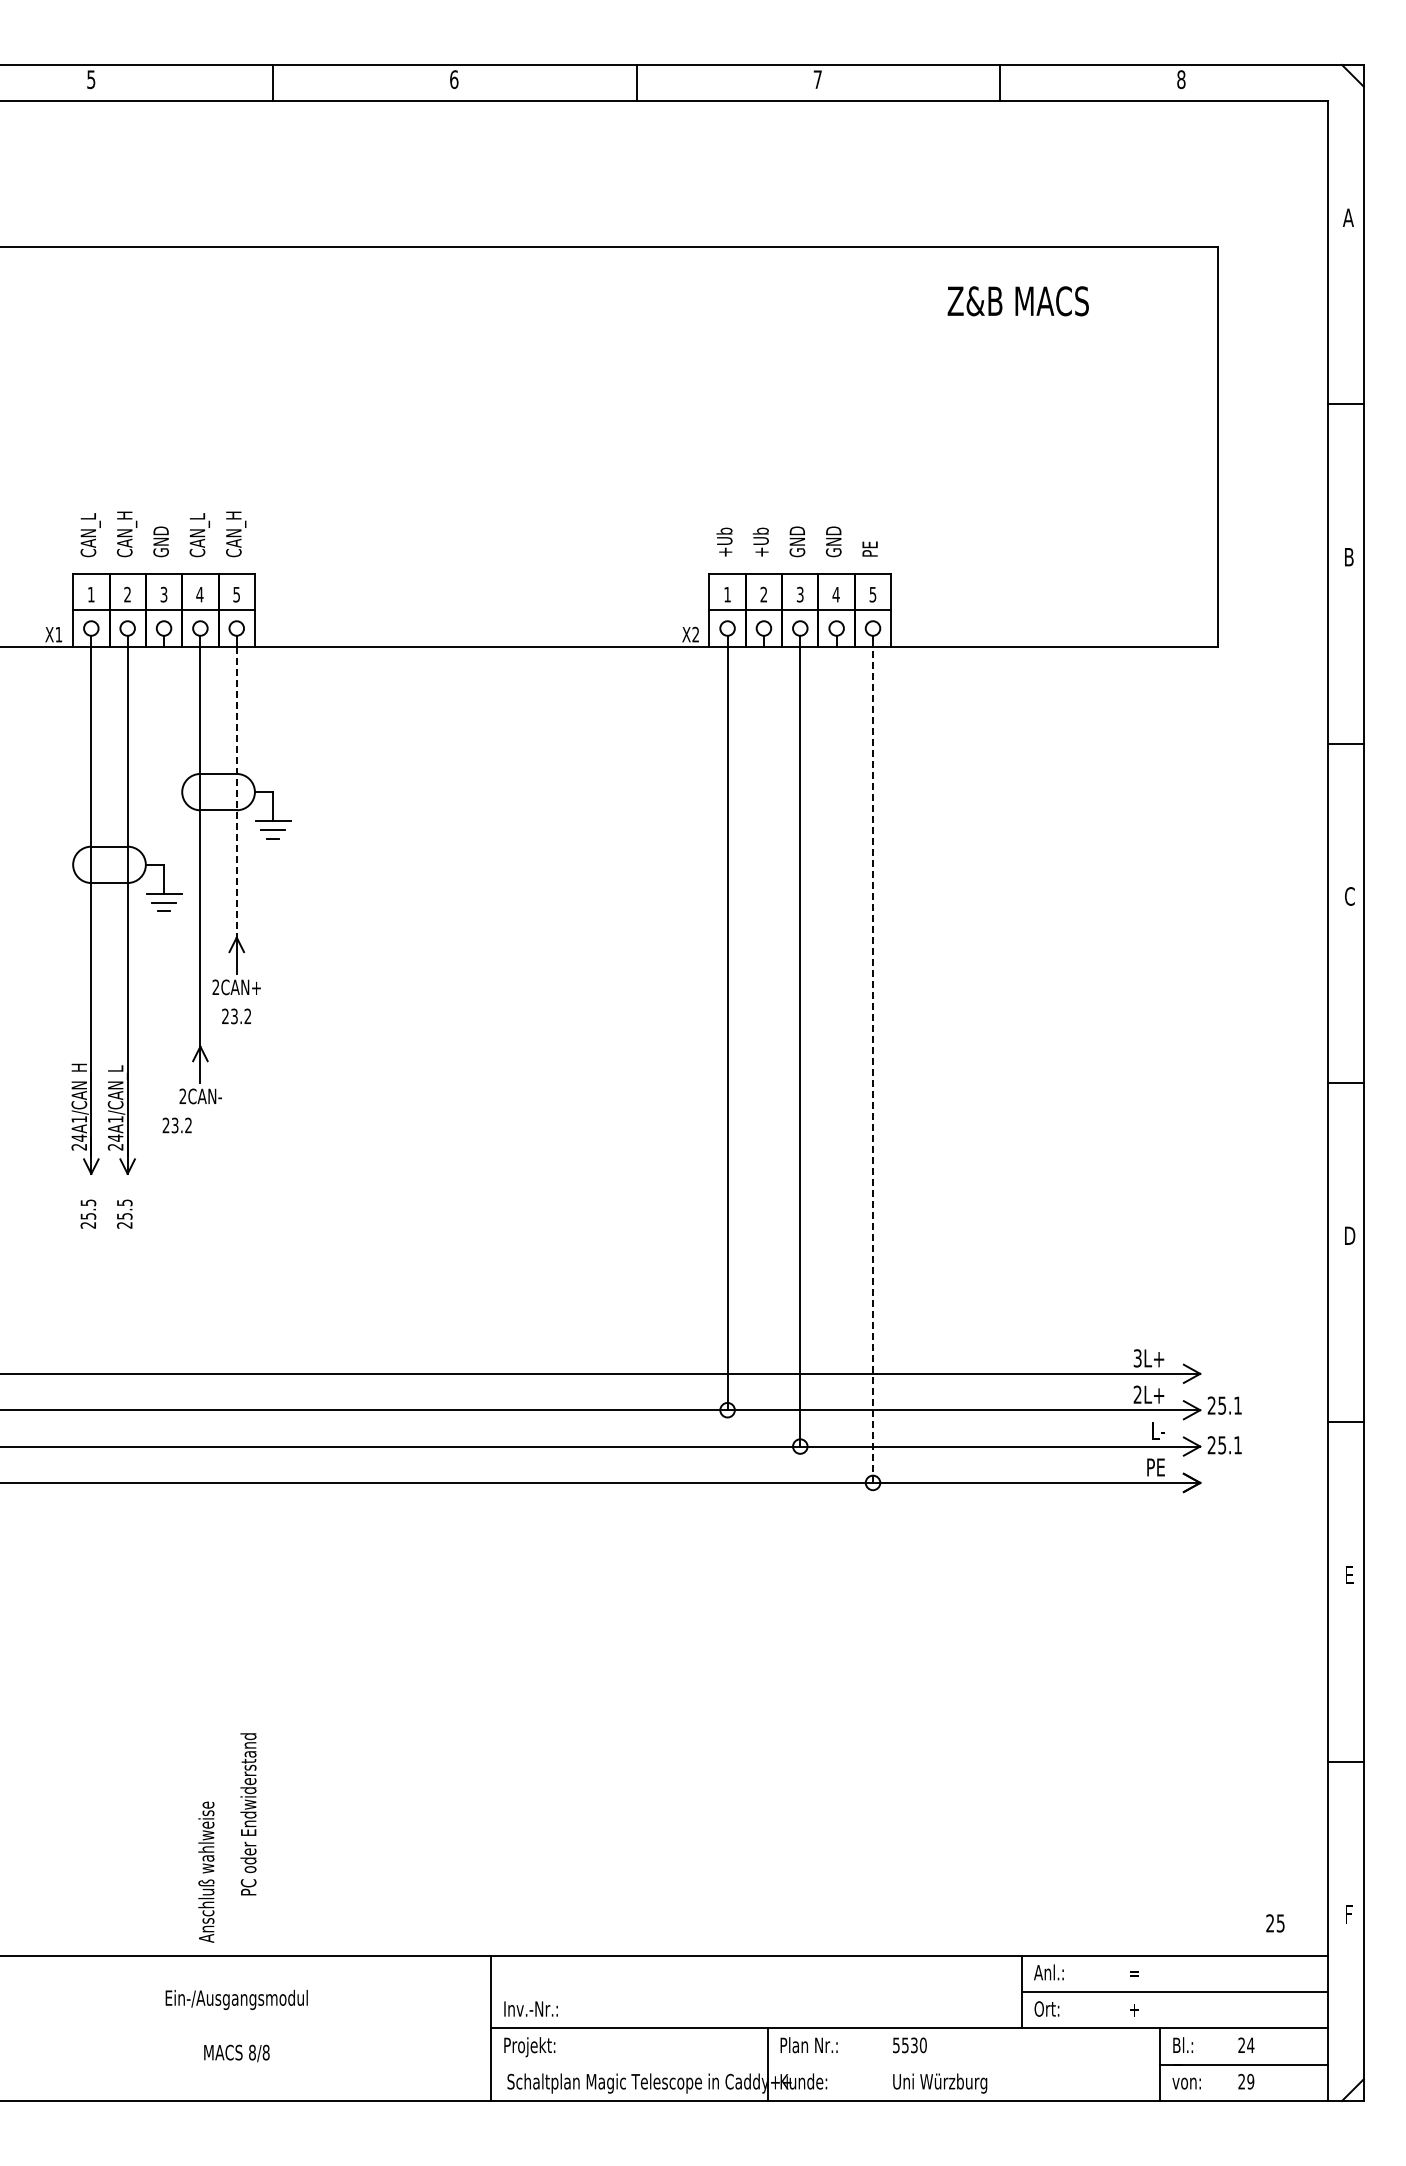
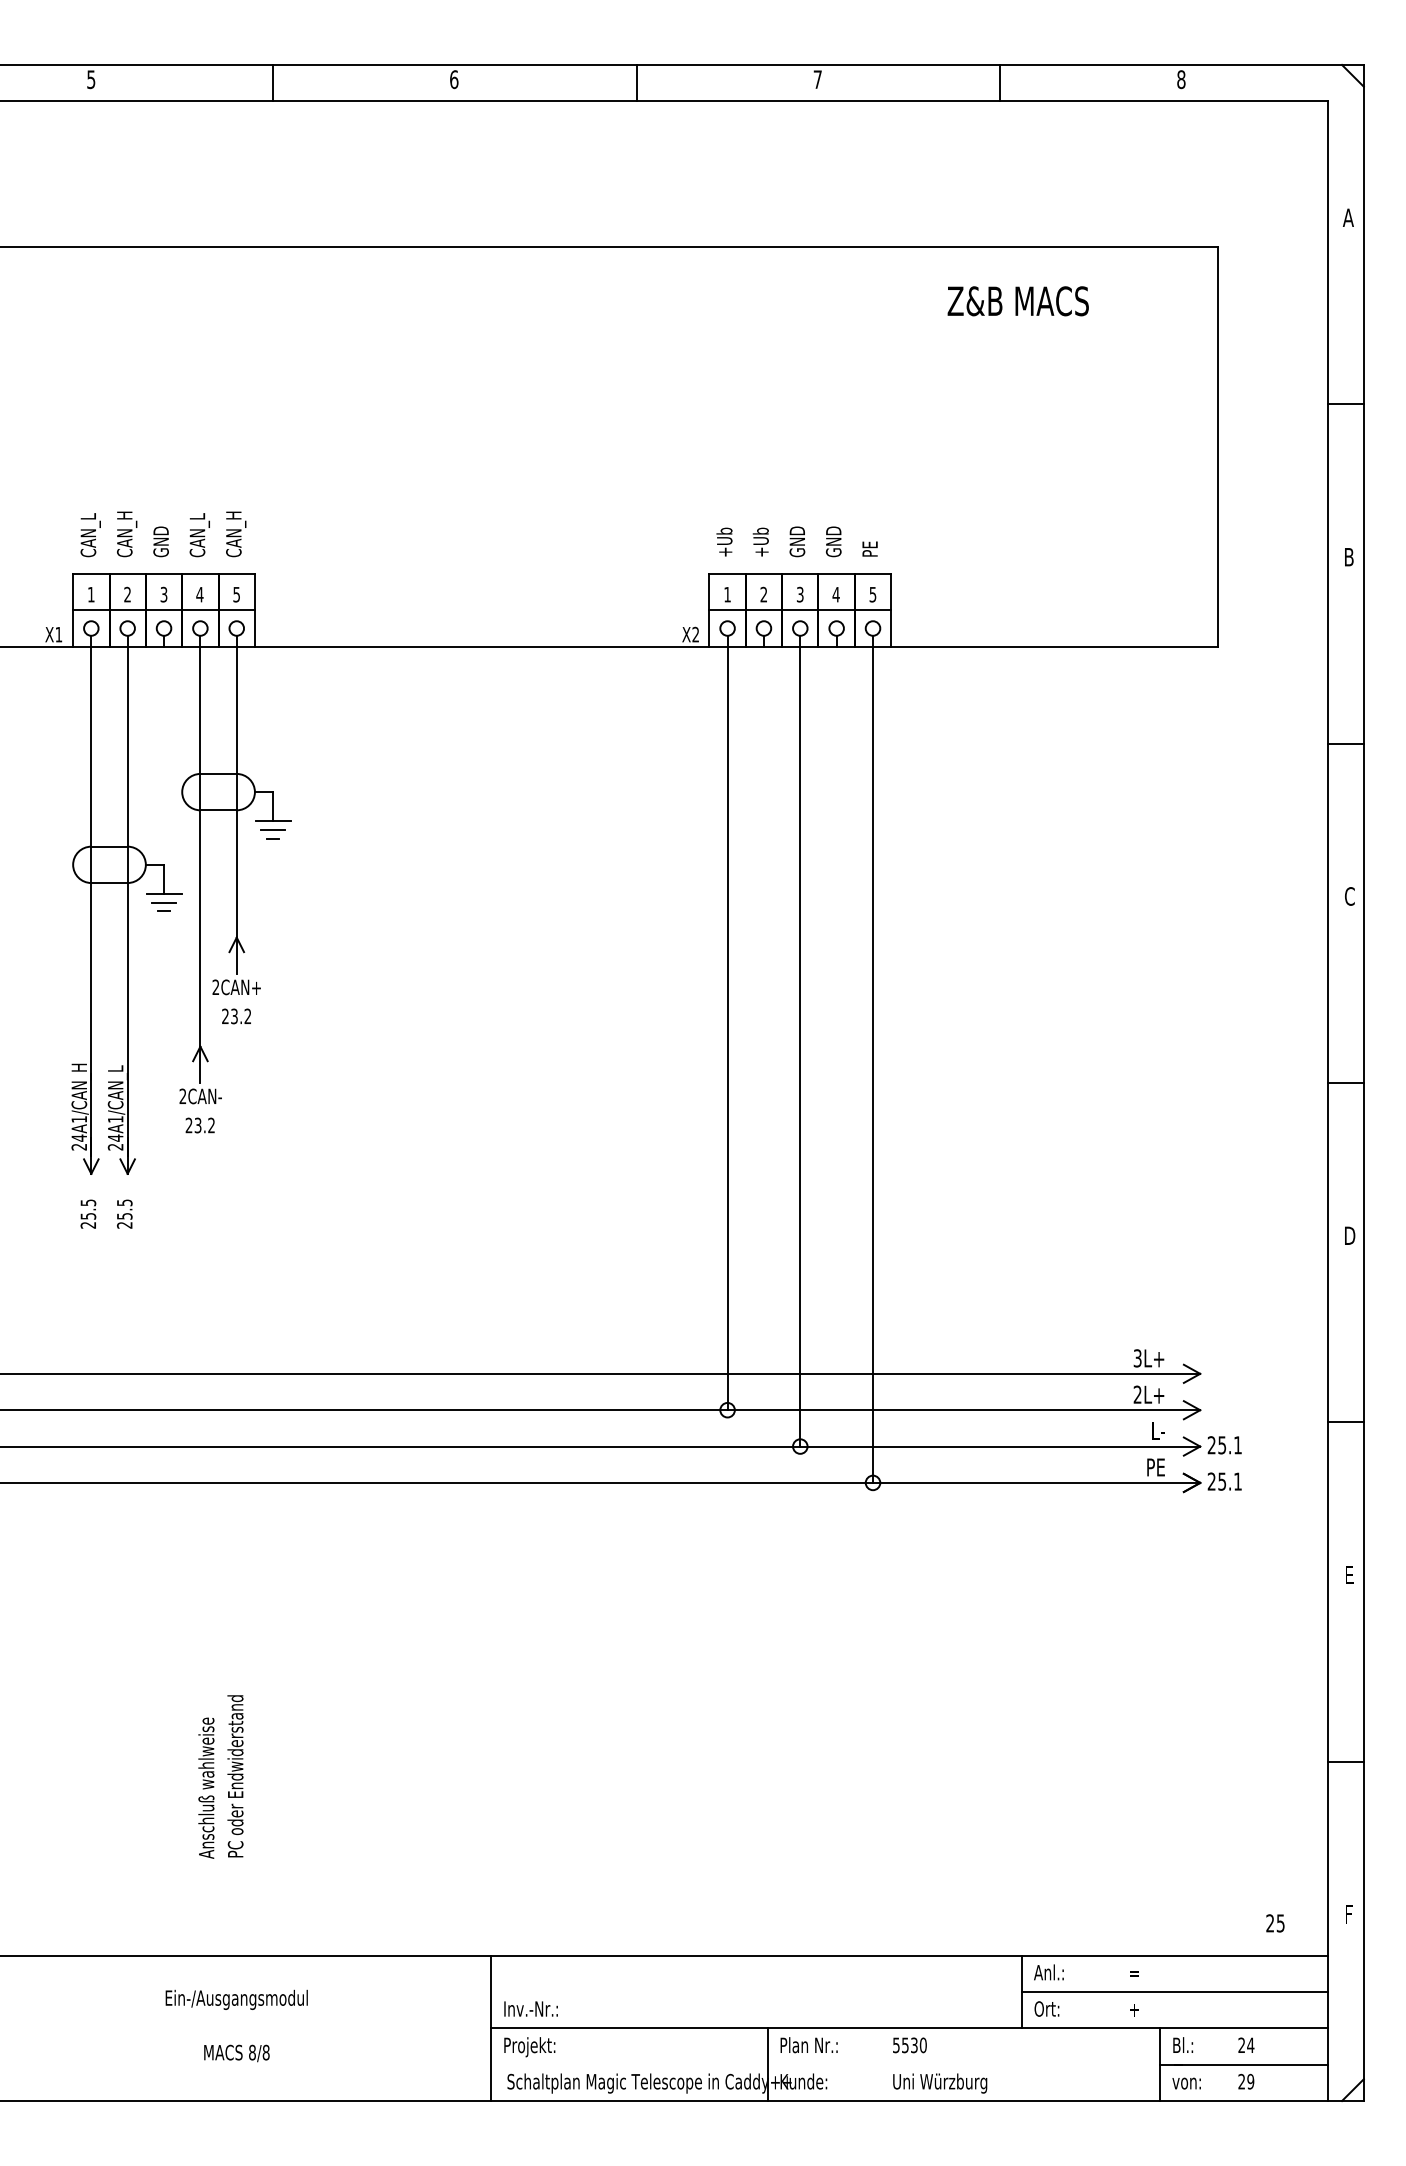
line: dashed -> solid (236, 792)
line: dashed -> solid (873, 1064)
text position: (176, 1125) -> (199, 1125) (199, 1125)
text position: (1224, 1405) -> (1224, 1481) (1224, 1481)
text position: (248, 1814) -> (235, 1776) (235, 1776)
text position: (206, 1871) -> (206, 1787) (206, 1787)
